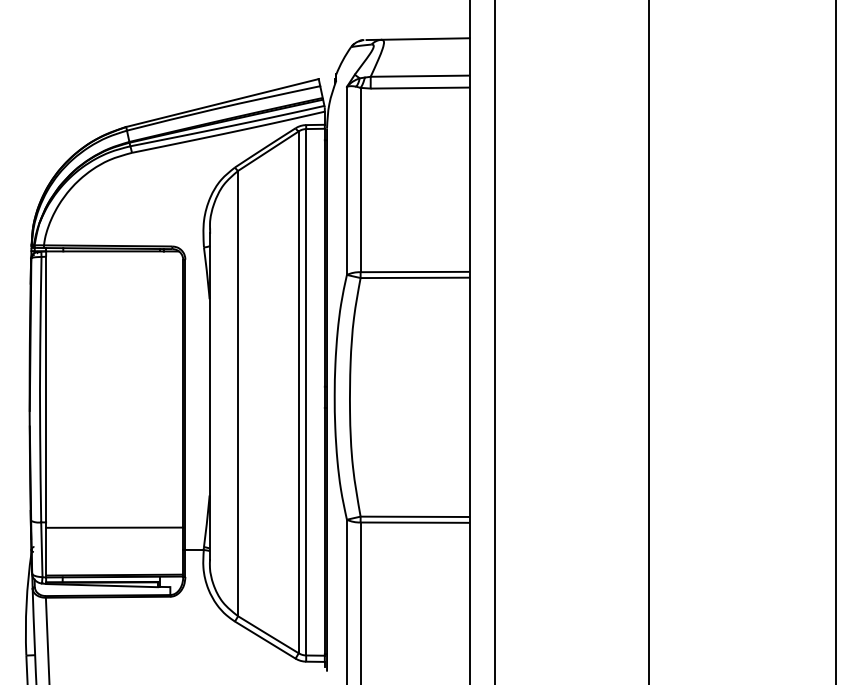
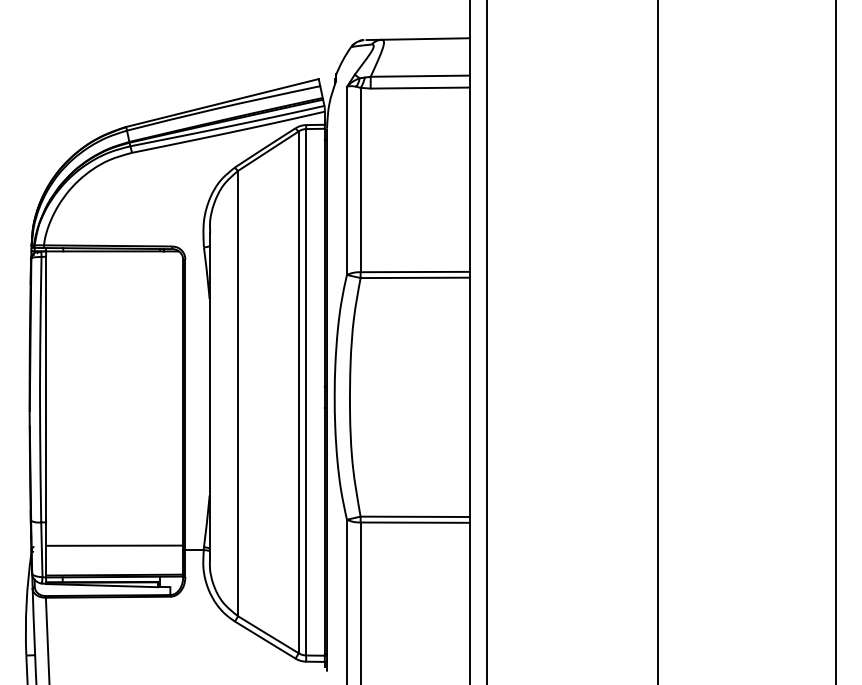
line position: (495, 341) -> (487, 341) (487, 341)
line position: (648, 341) -> (657, 341) (657, 341)
line position: (114, 527) -> (114, 545) (114, 545)
